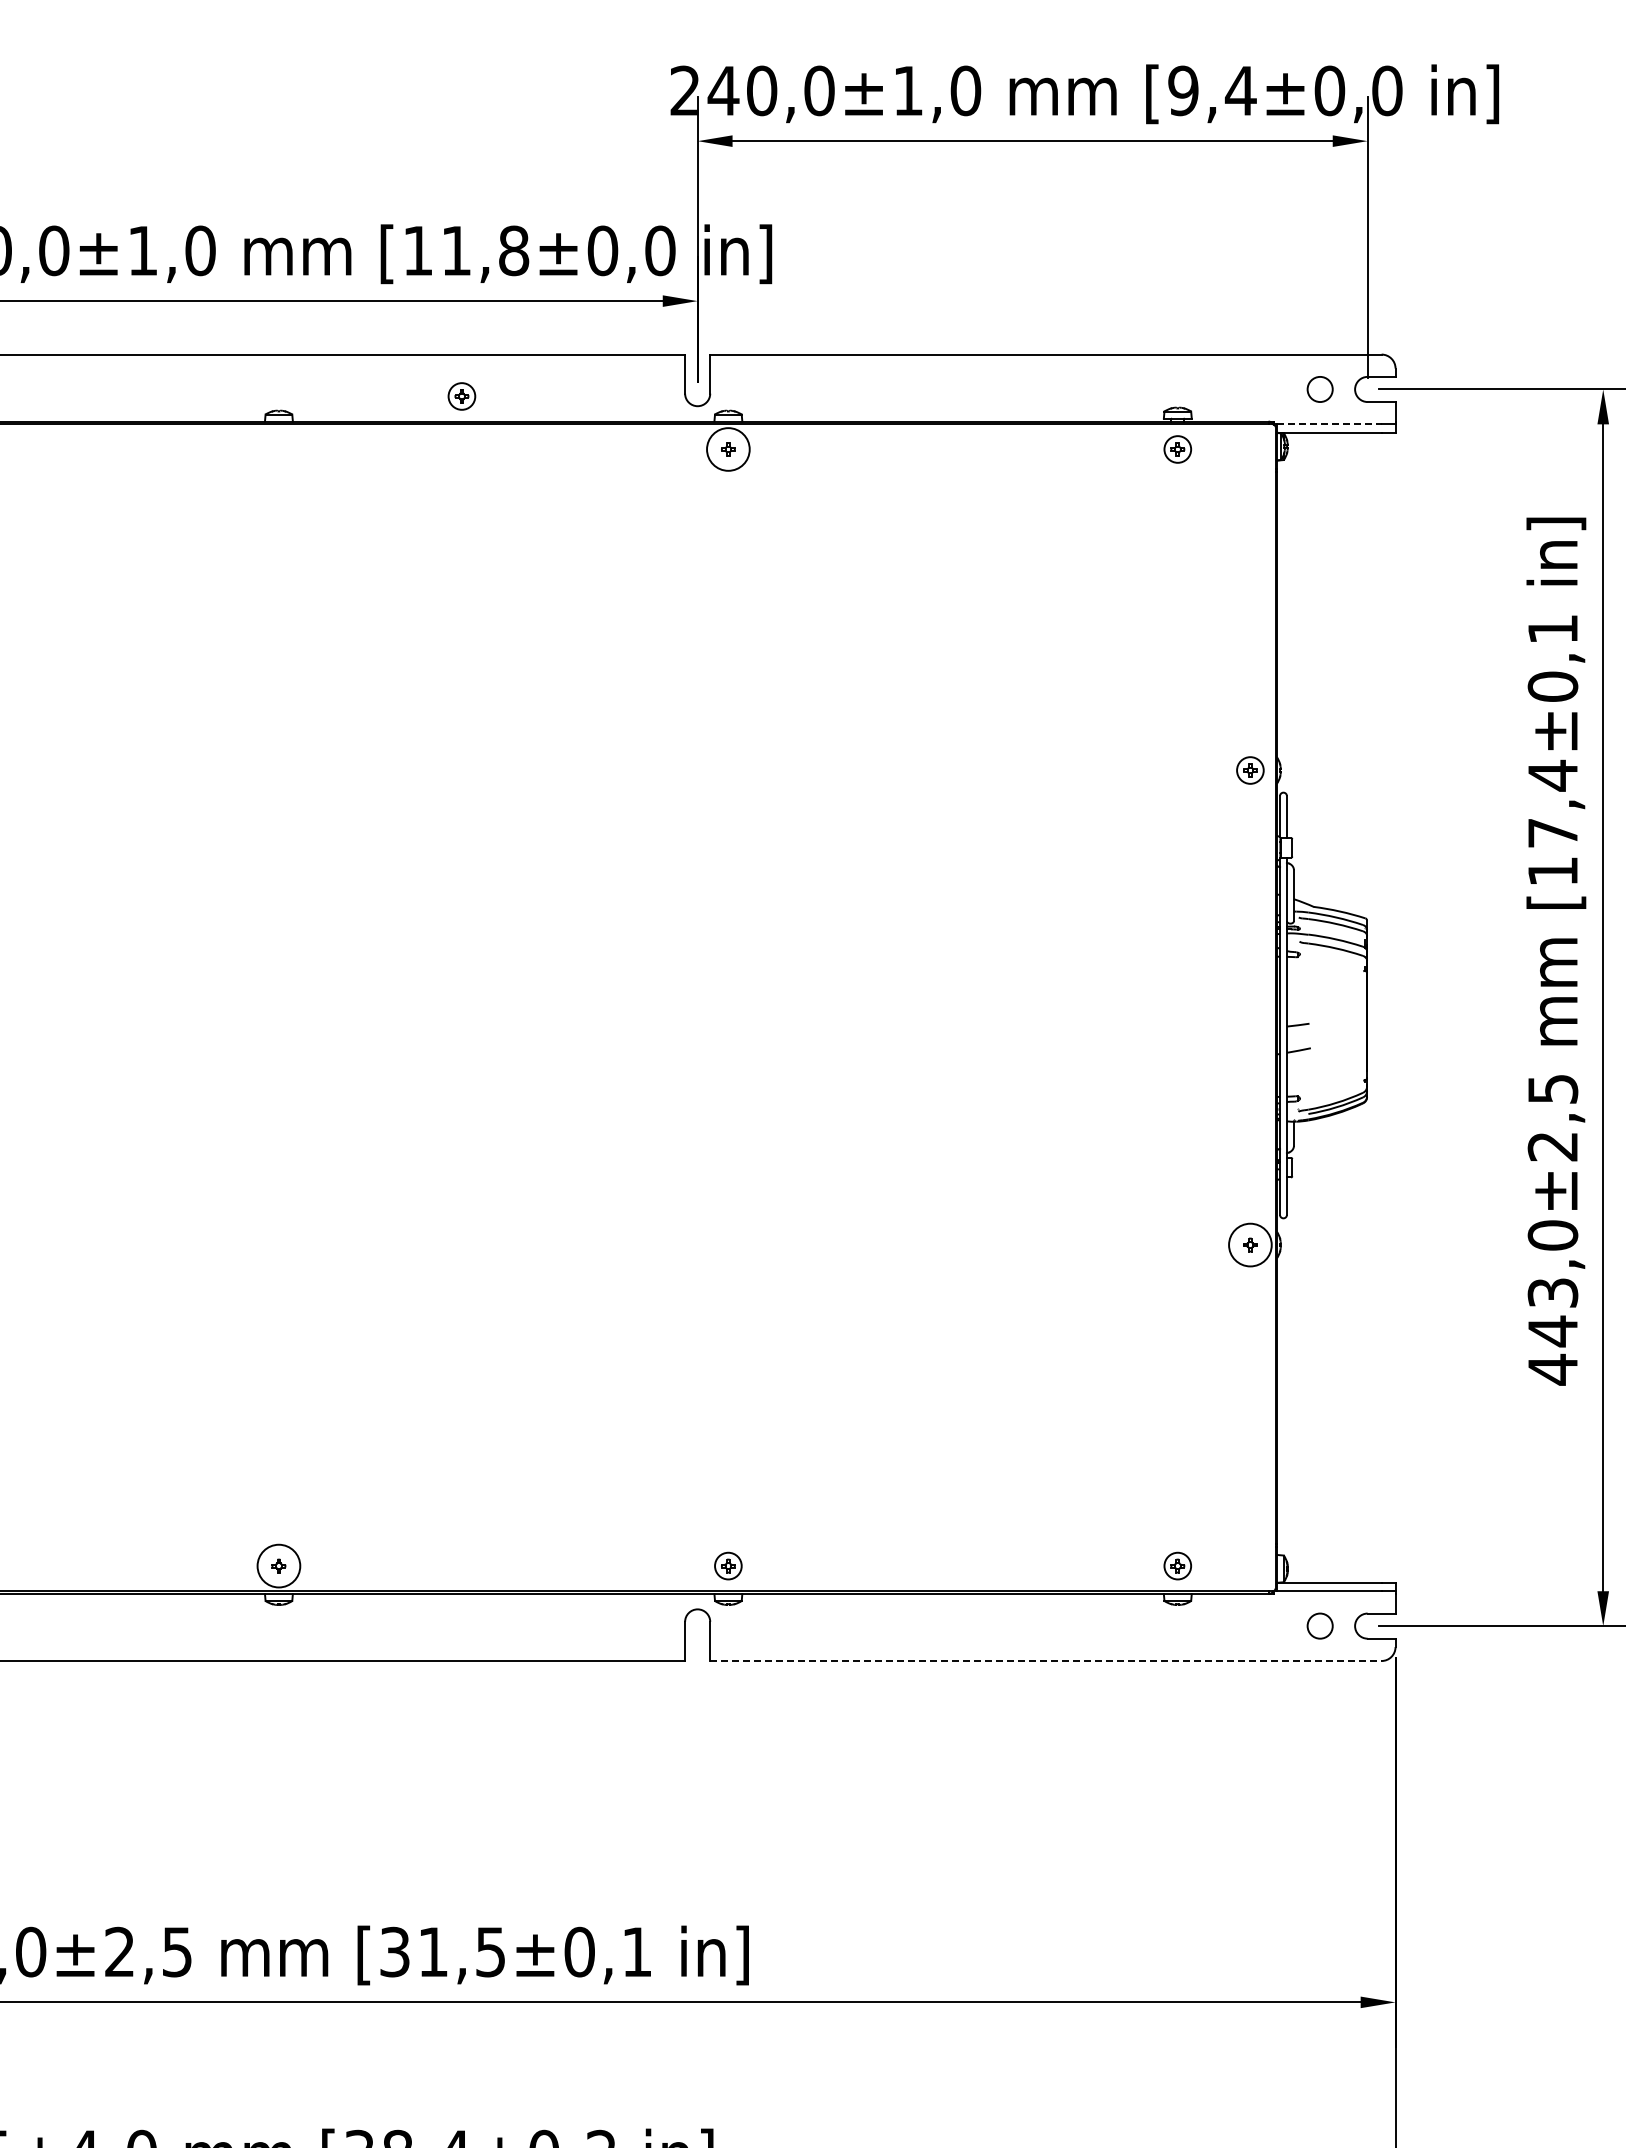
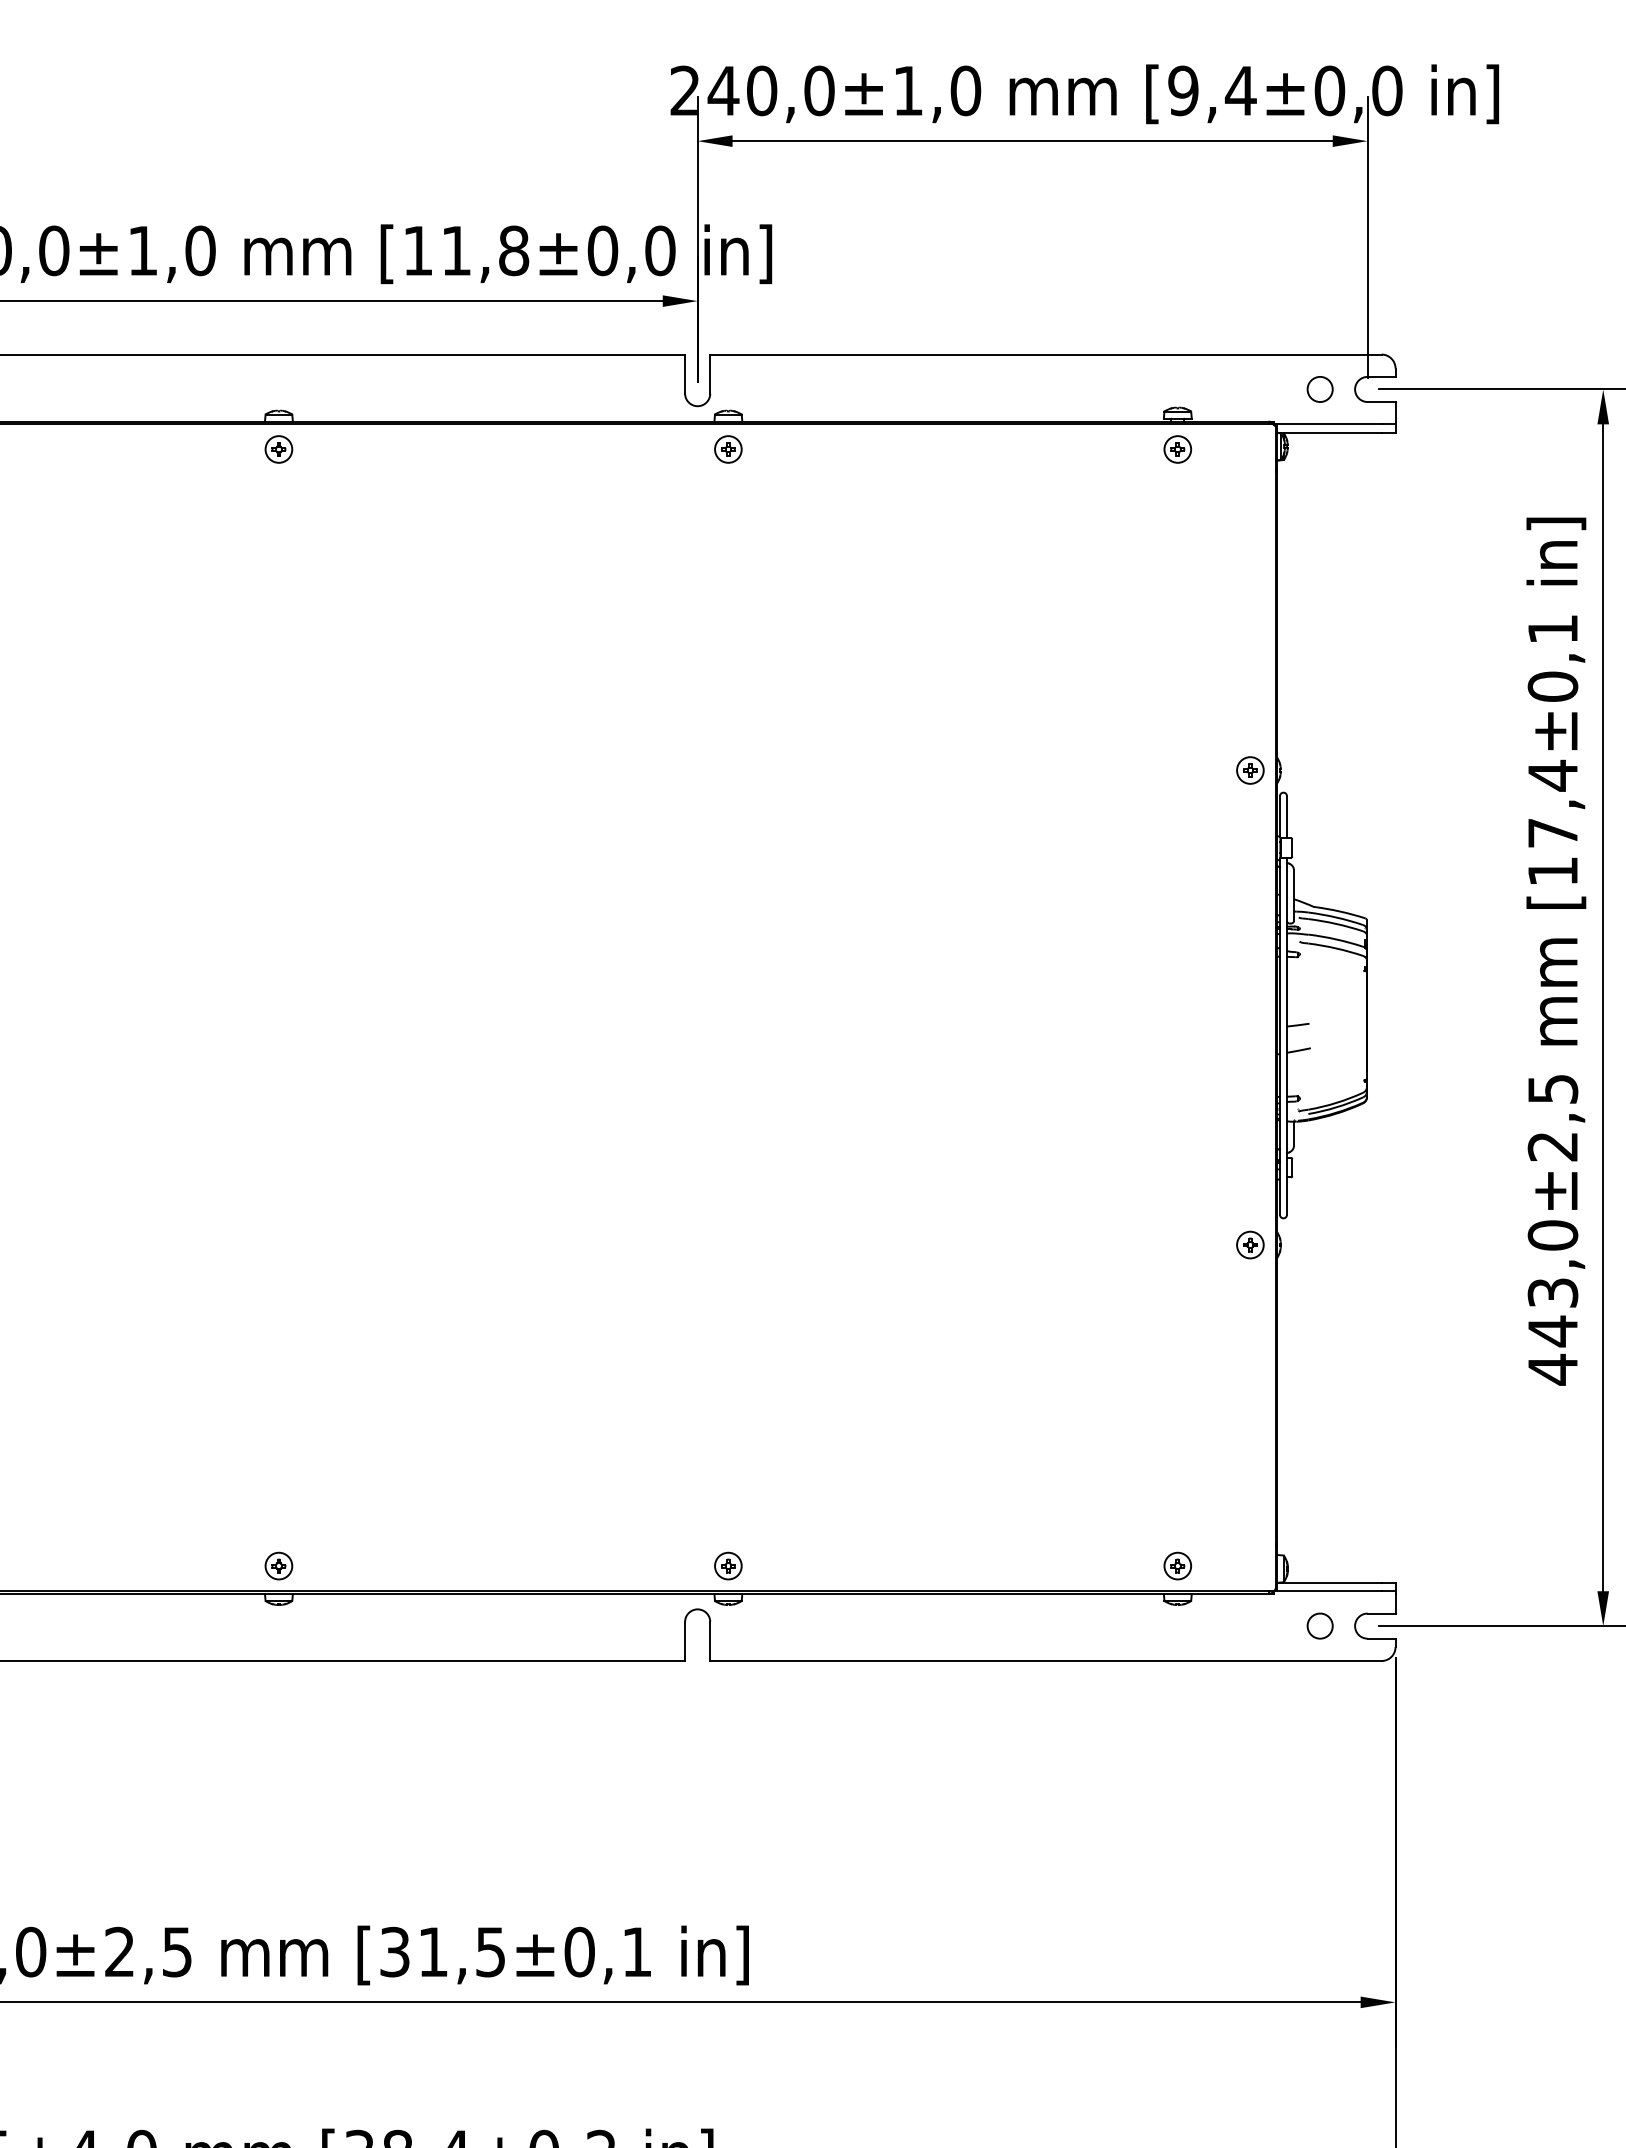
part position: (461, 396) -> (278, 449) (278, 449)
line: dashed -> solid (1329, 424)
circle diameter: 43 px -> 27 px (728, 449)
circle diameter: 43 px -> 27 px (1250, 1244)
circle diameter: 43 px -> 27 px (278, 1565)
line: dashed -> solid (1045, 1661)
